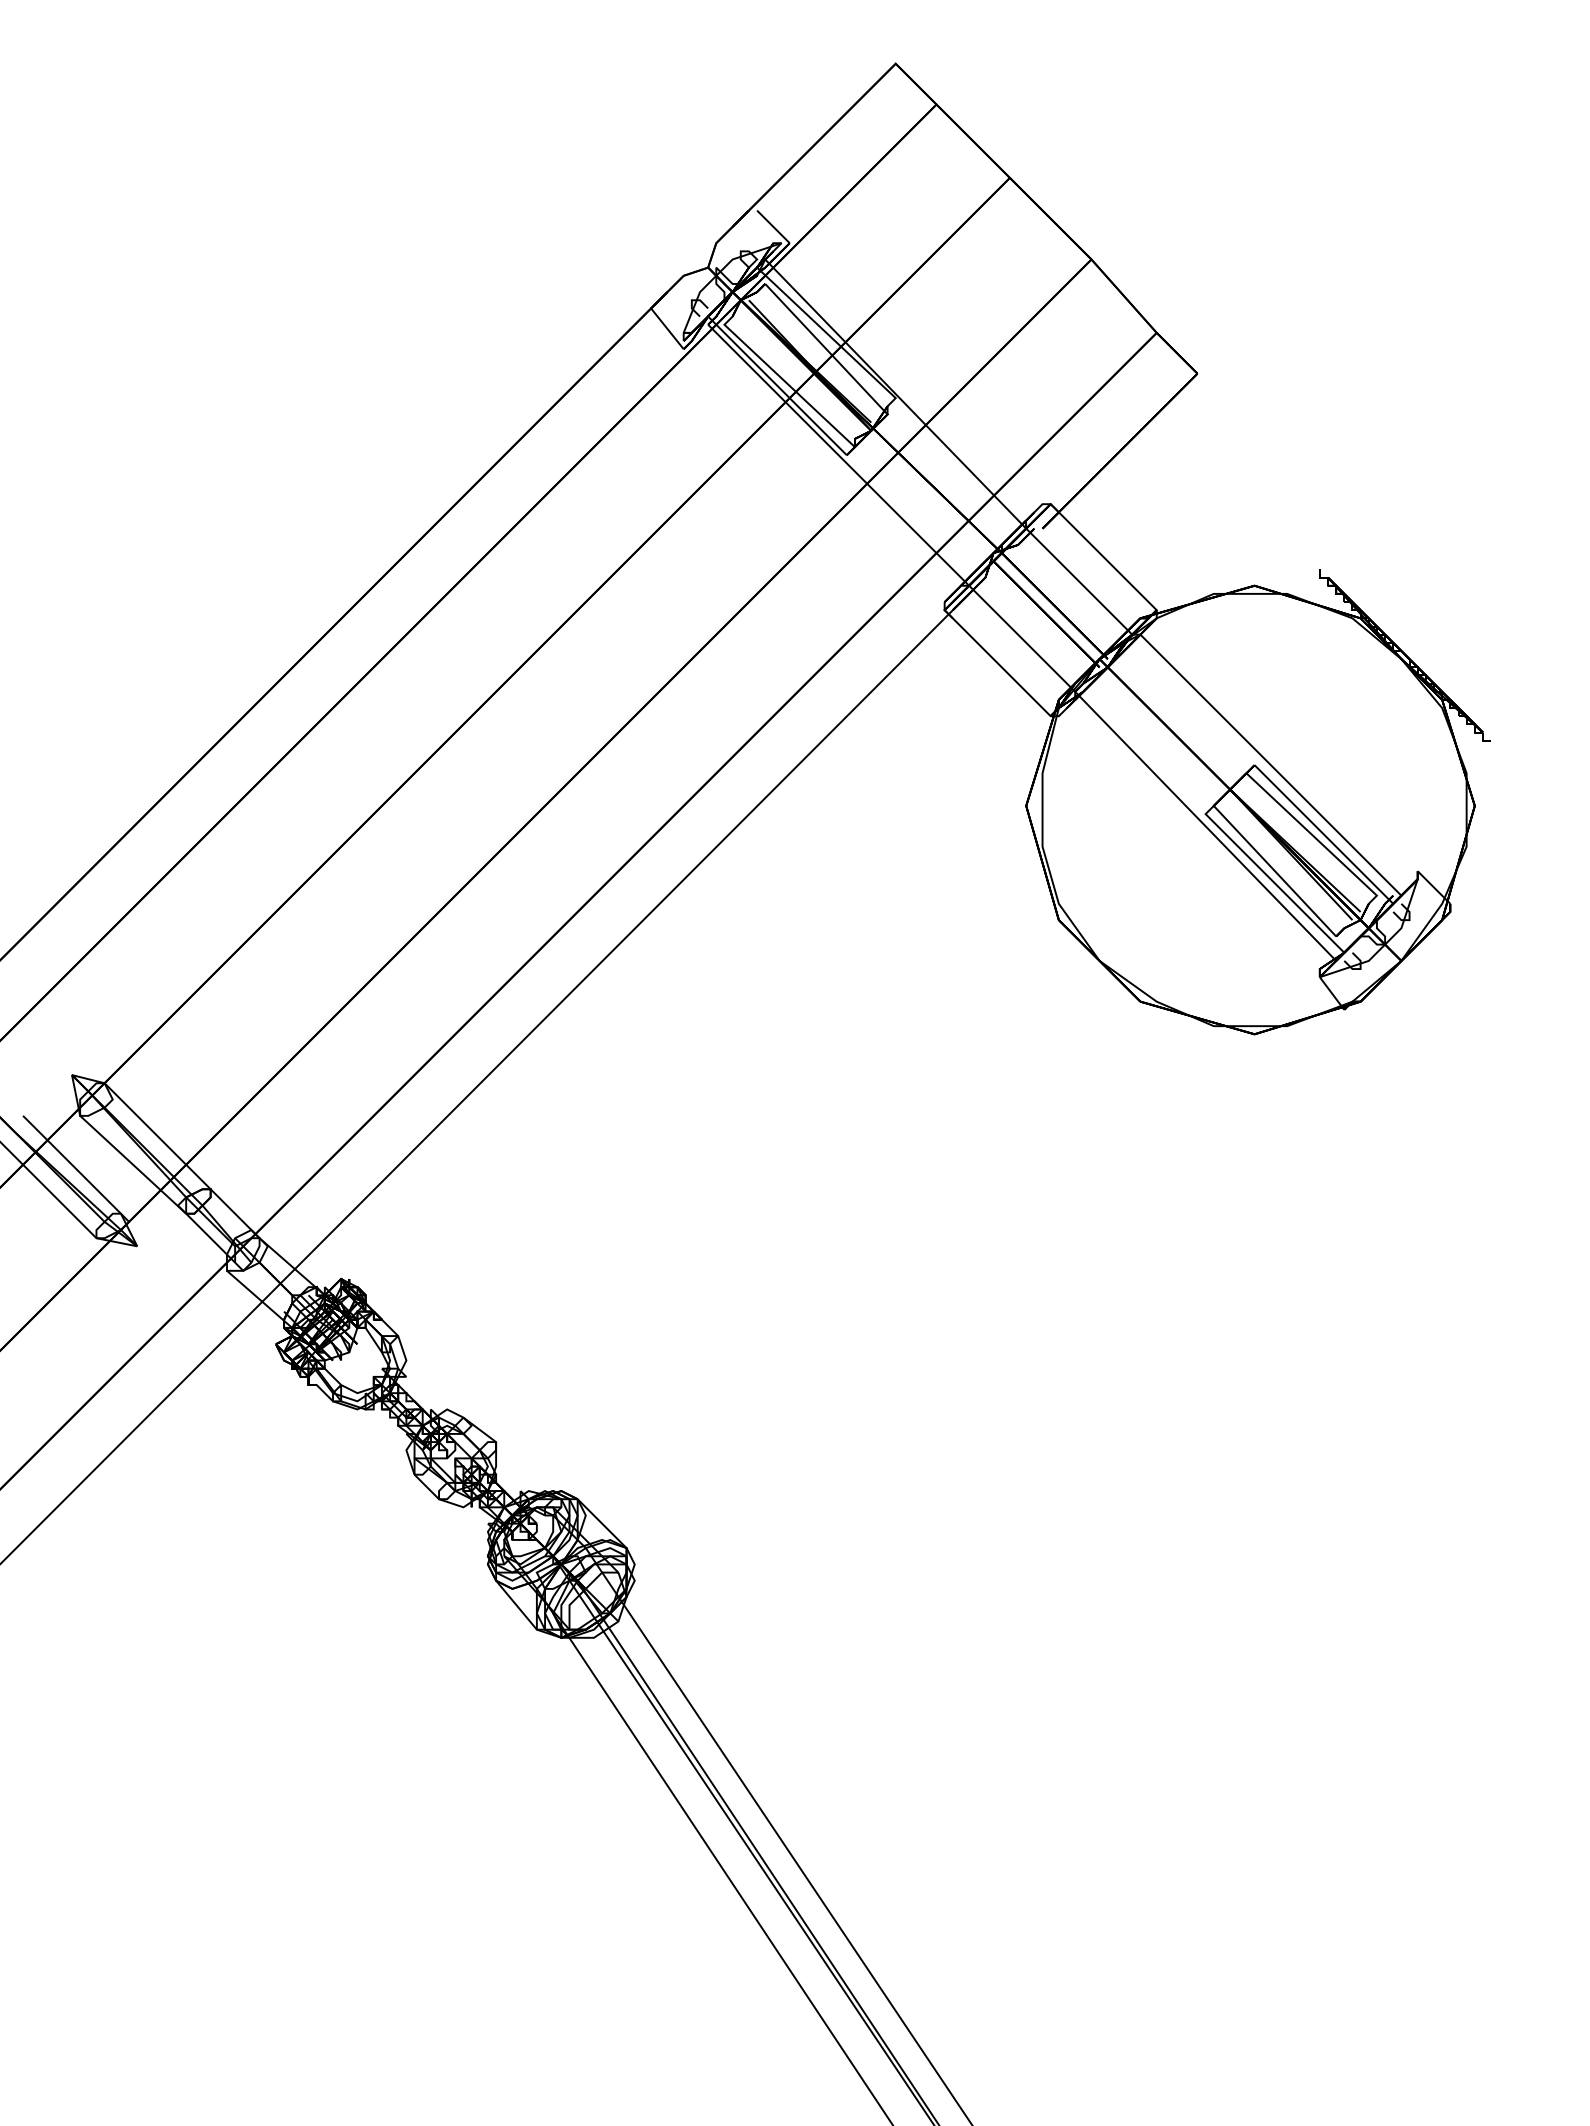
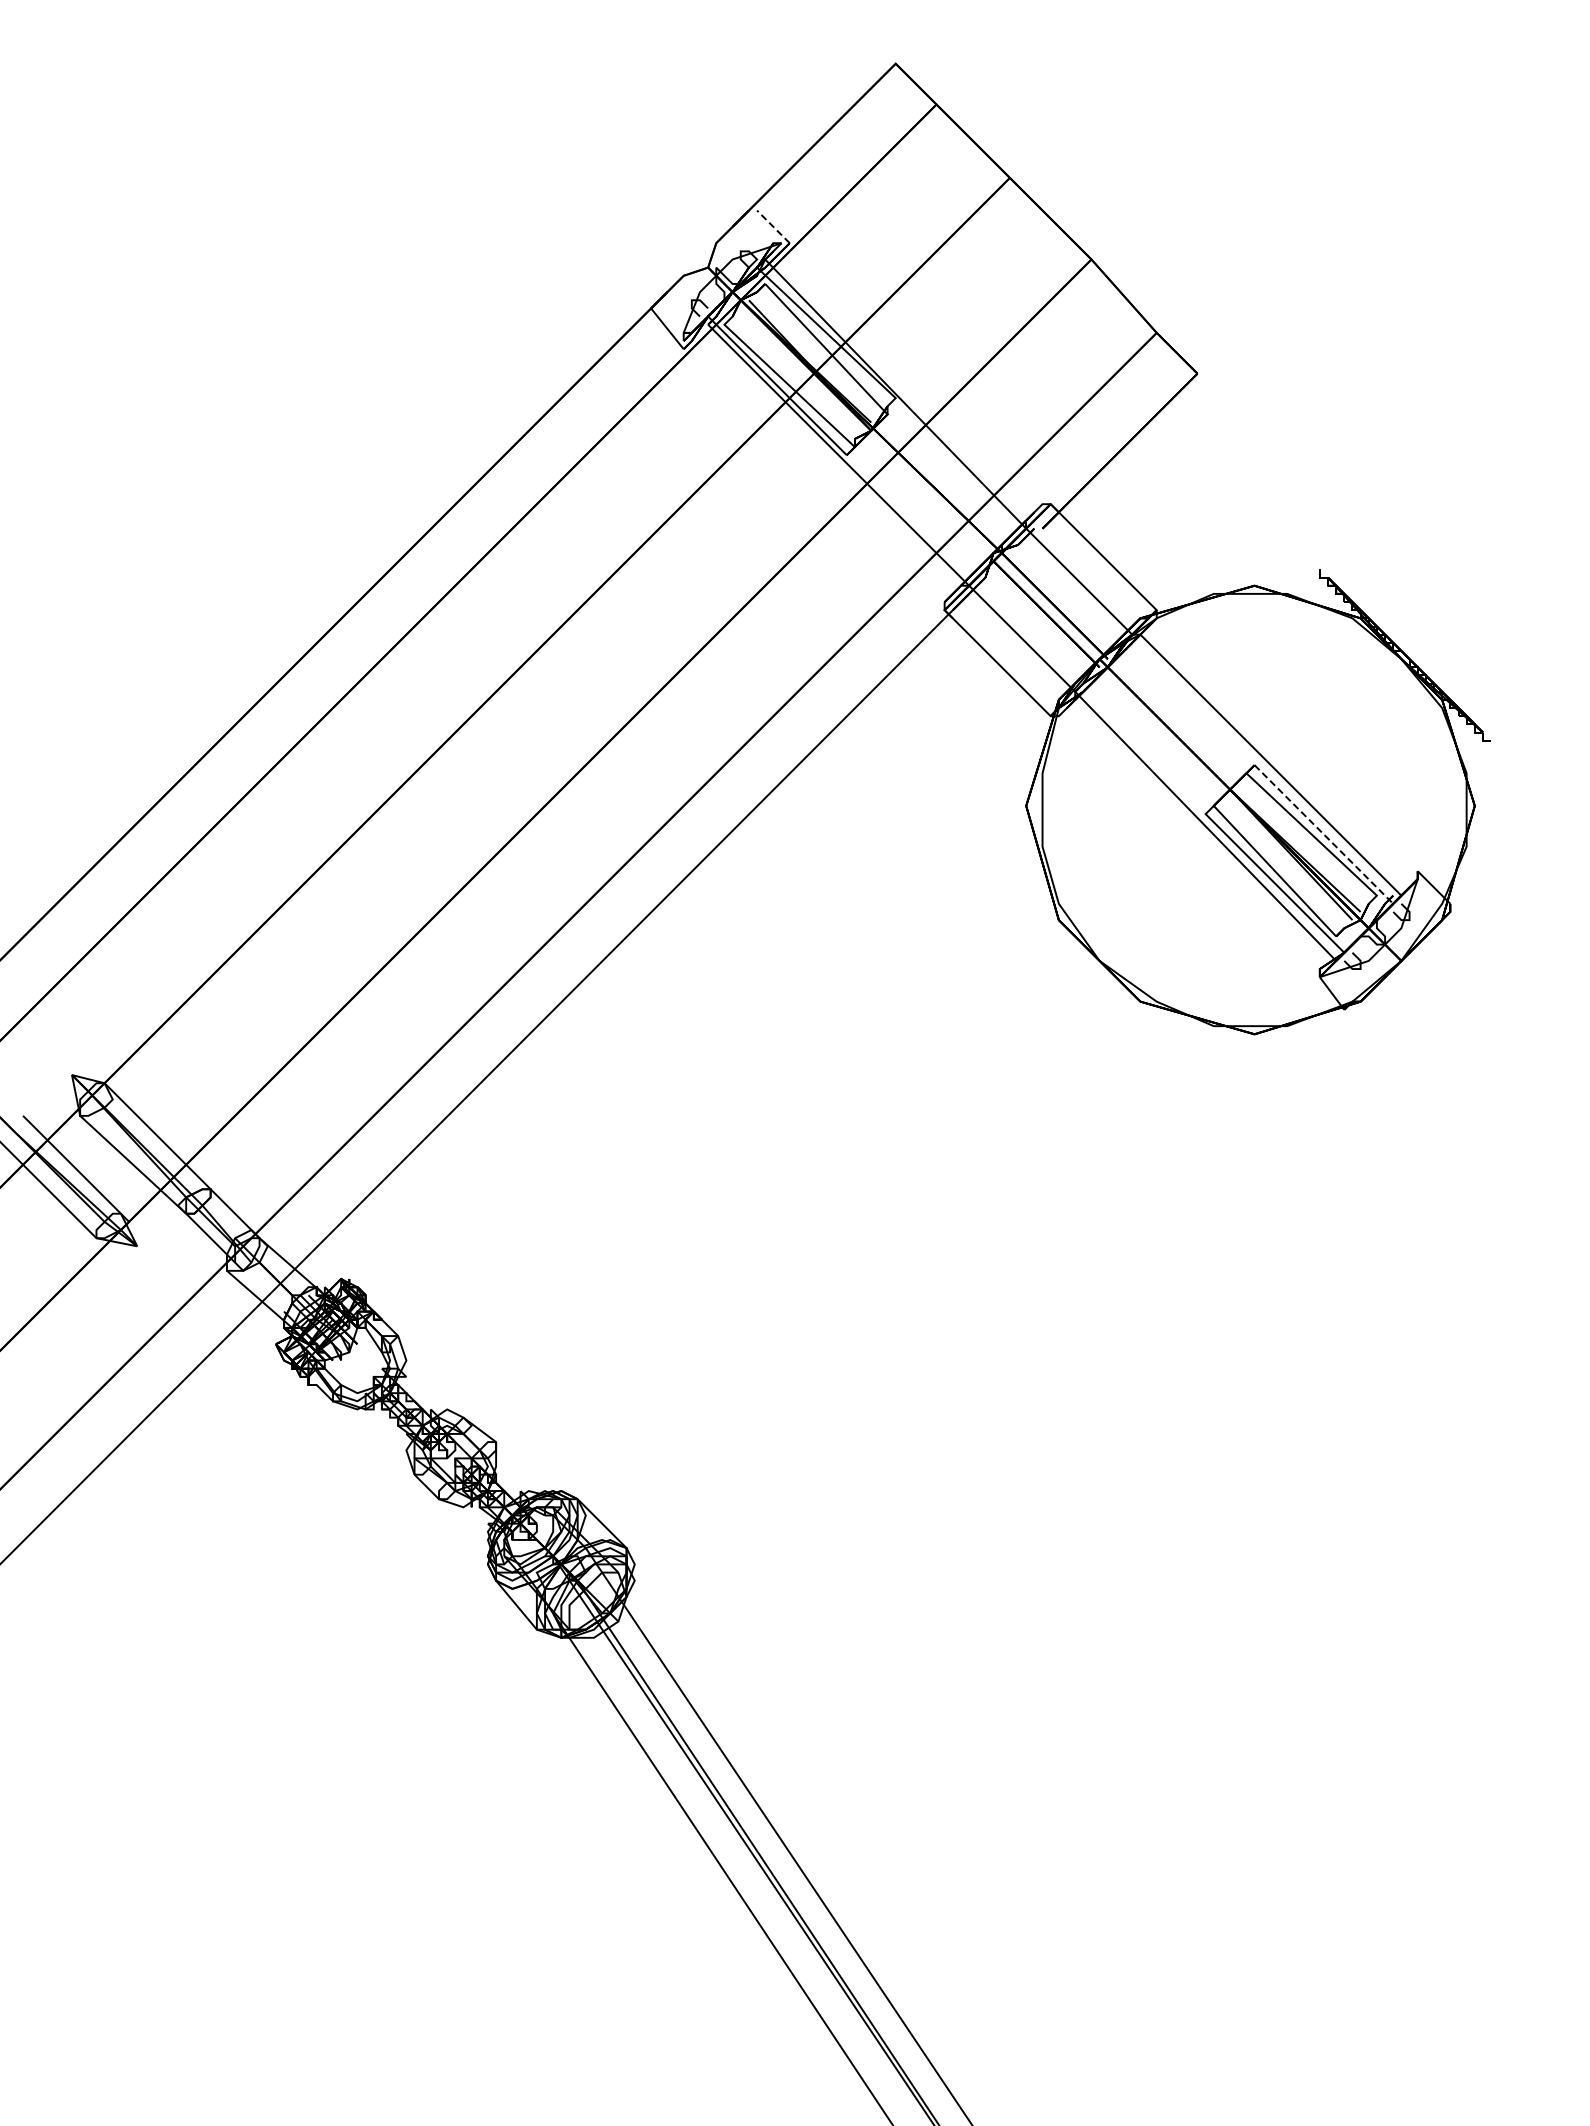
line: solid -> dashed (773, 226)
line: solid -> dashed (1324, 834)
